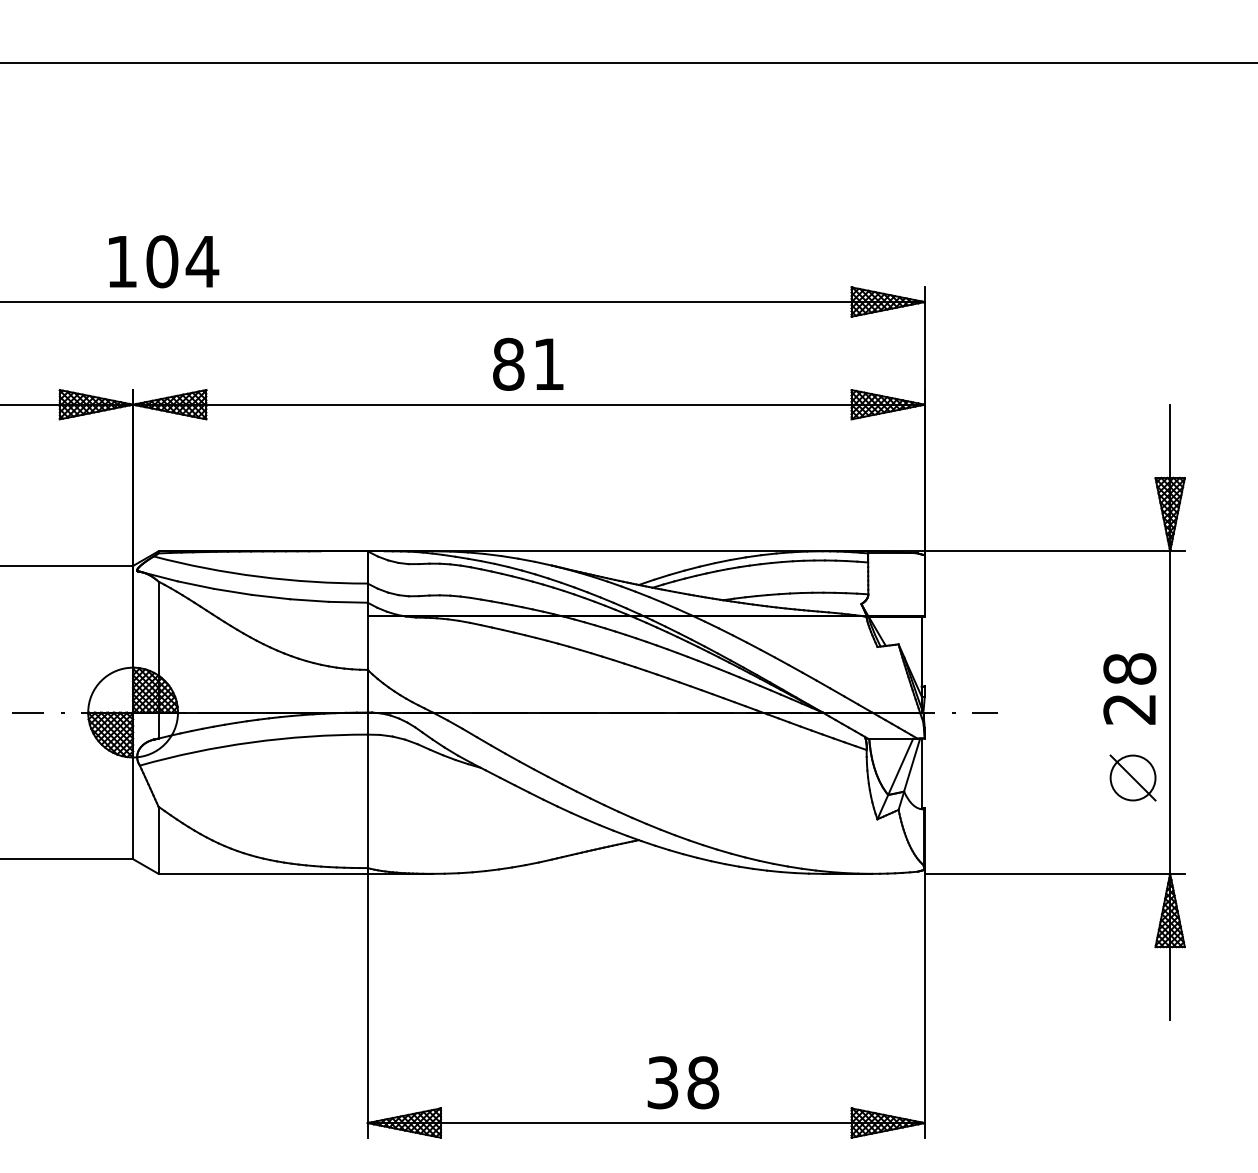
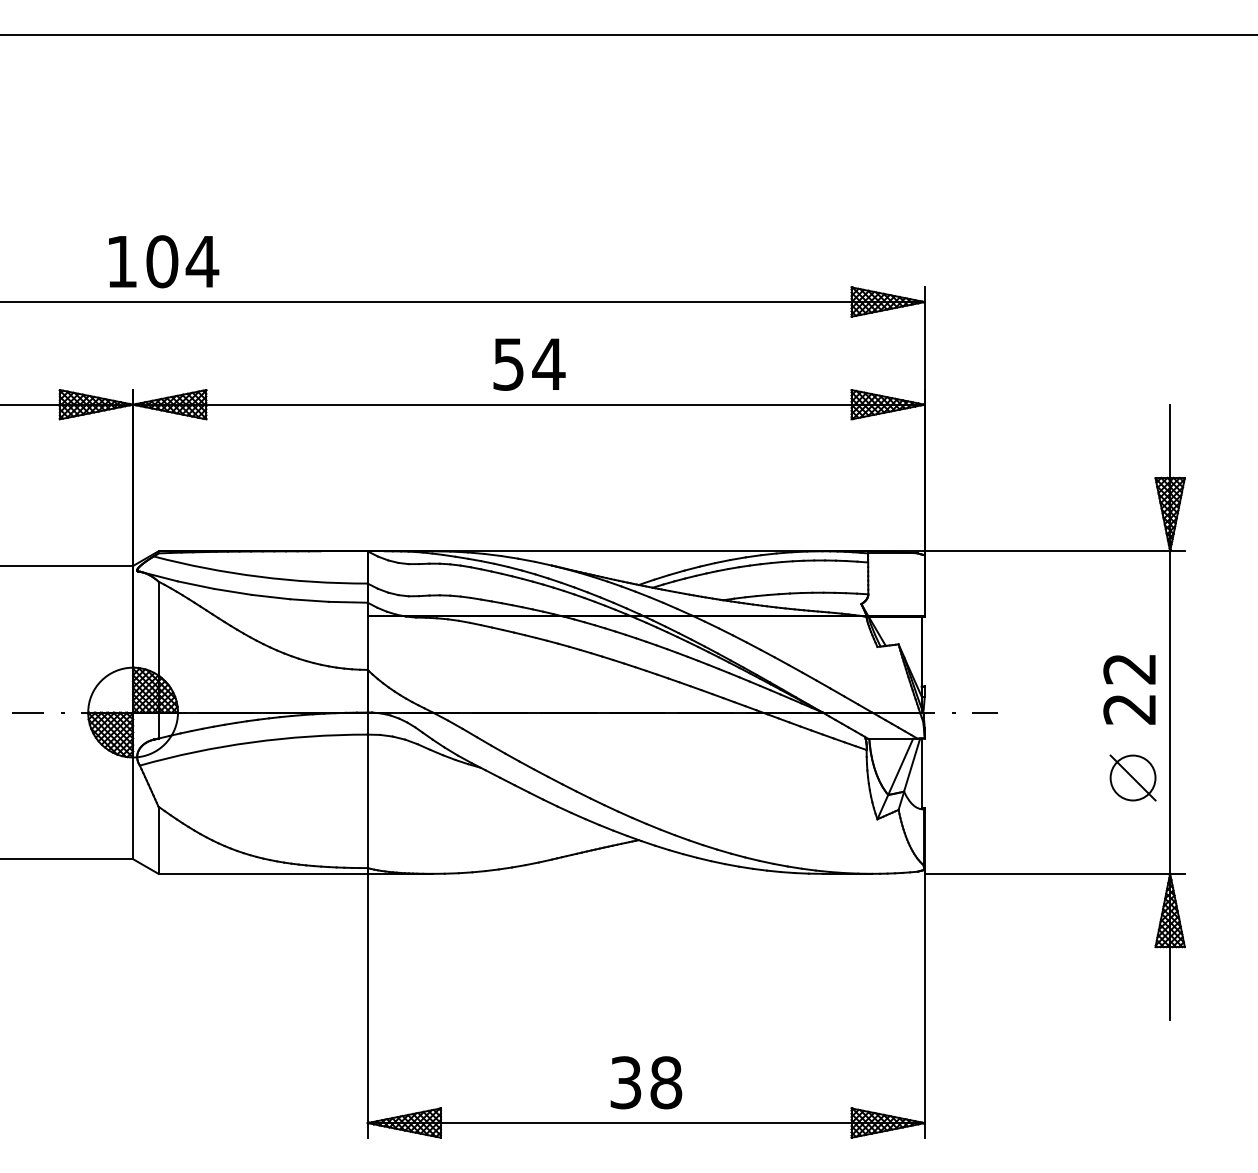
line position: (628, 63) -> (628, 35) (628, 35)
text: 81 -> 54 (529, 363)
text: 28 -> 22 (1129, 668)
text position: (683, 1082) -> (646, 1082) (646, 1082)
